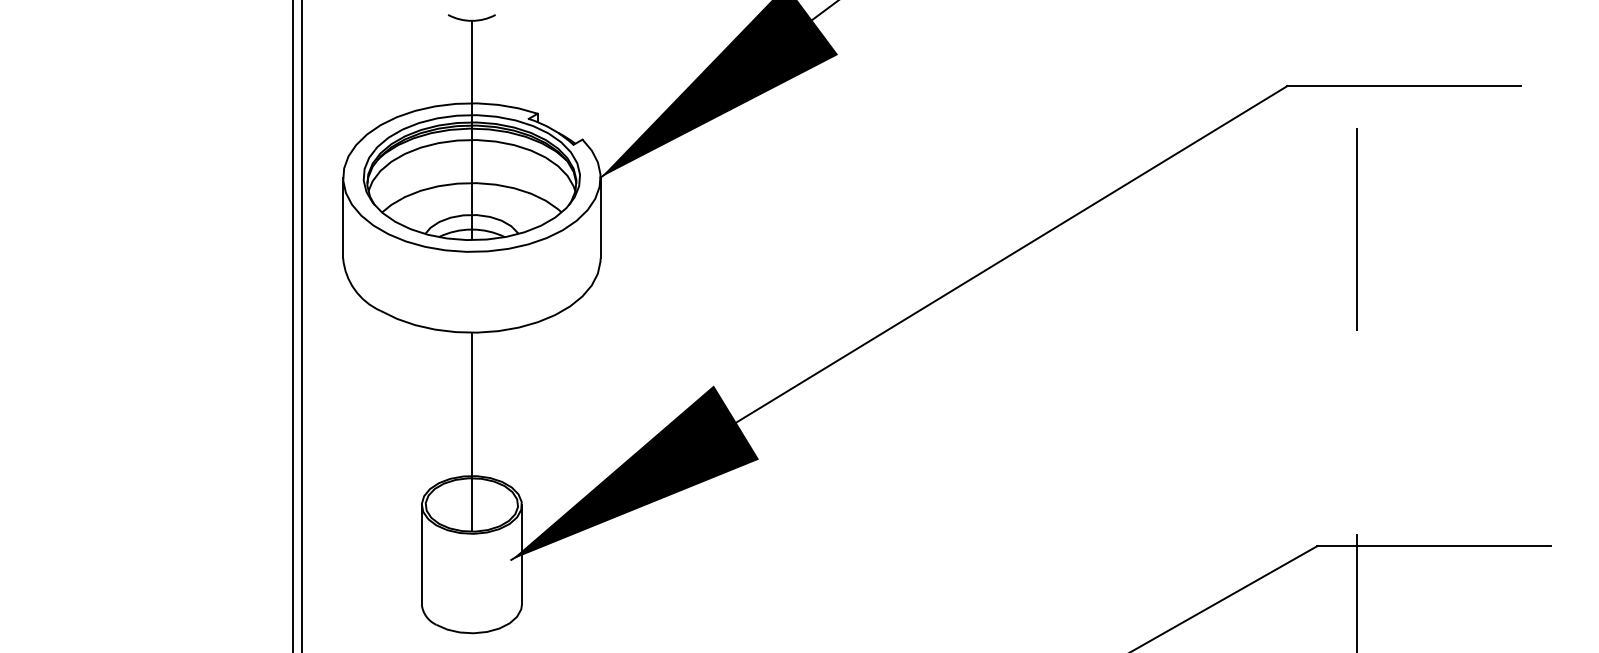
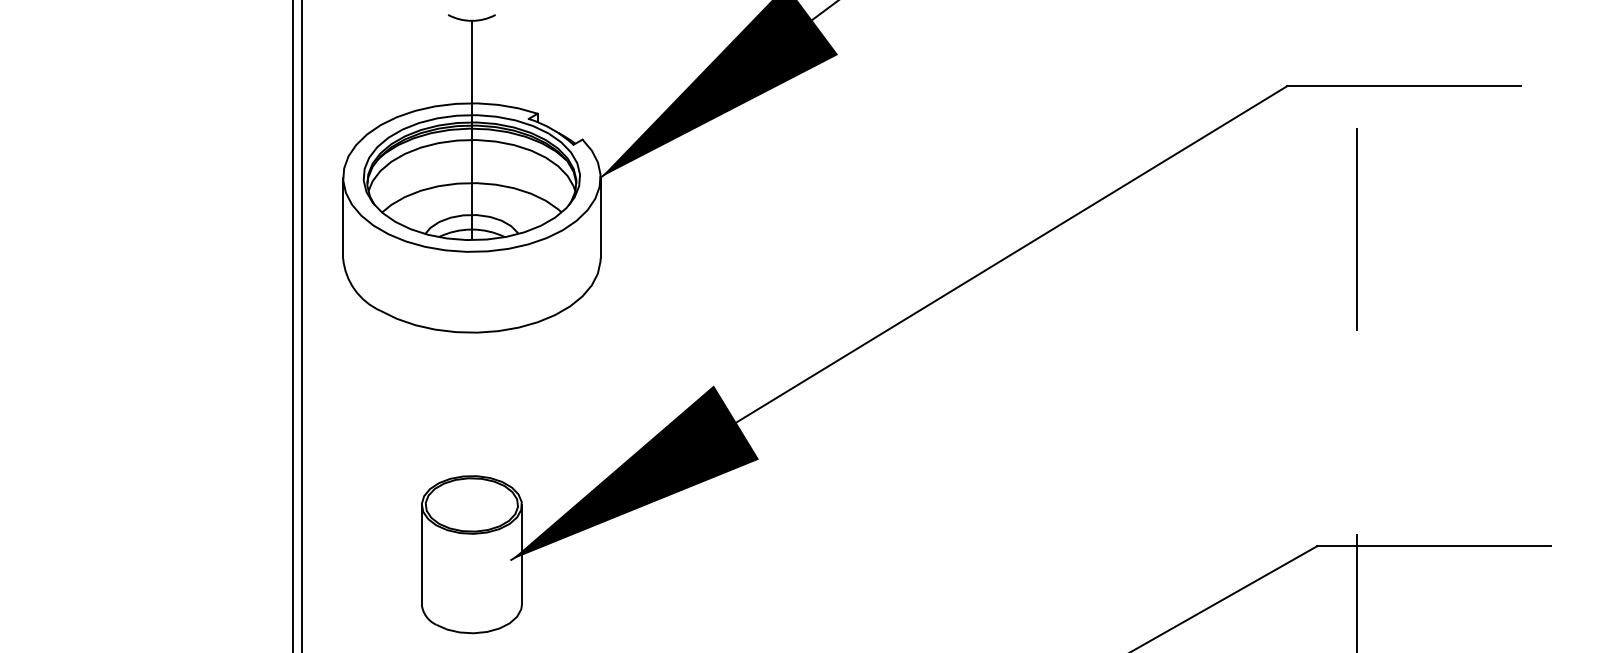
line: present -> none (471, 431)
